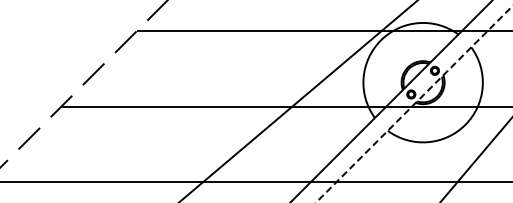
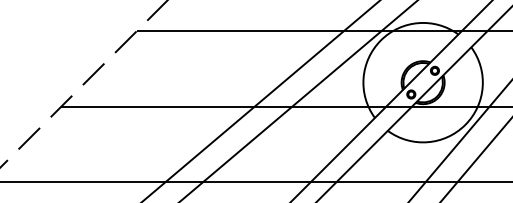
line: none -> present (260, 100)
line: dashed -> solid (414, 104)
line: none -> present (460, 140)
